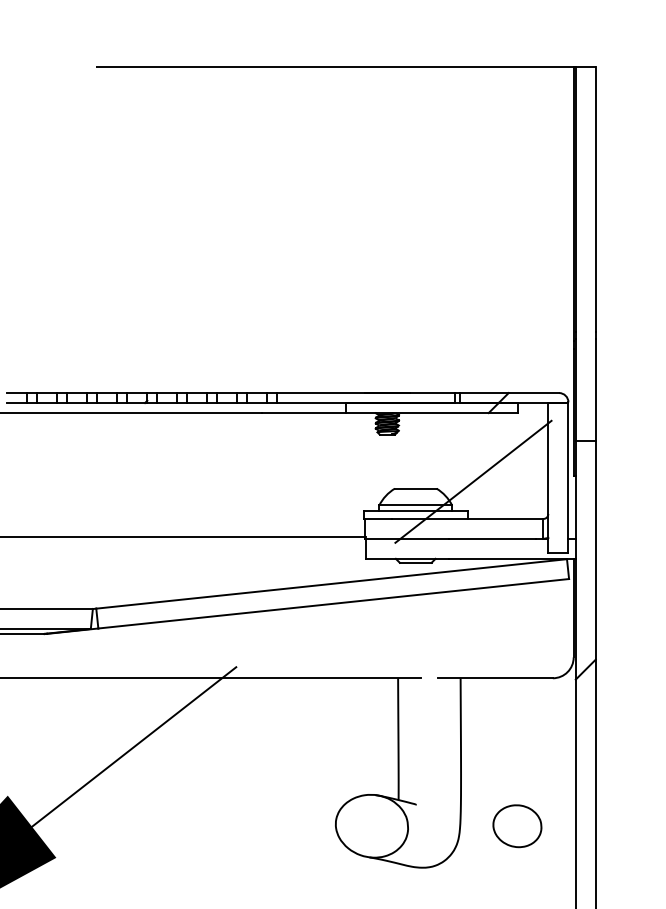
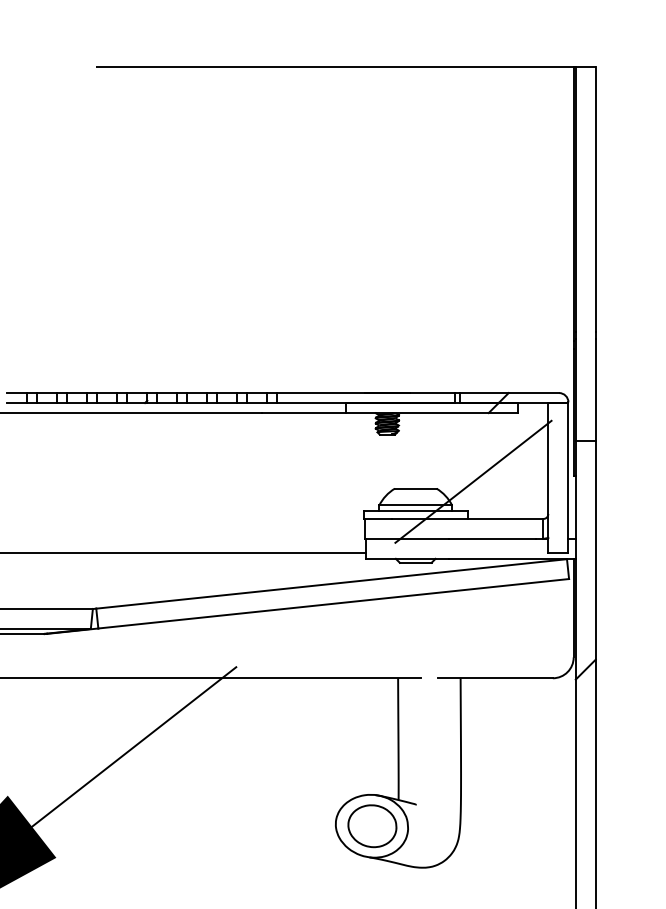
line position: (183, 537) -> (183, 553) (183, 553)
part position: (517, 826) -> (372, 826) (372, 826)
